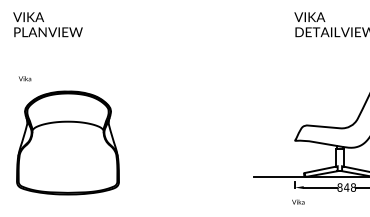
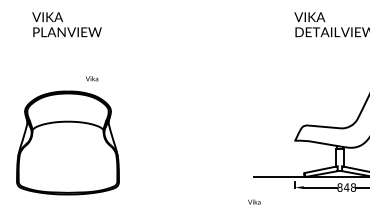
text position: (47, 24) -> (66, 24) (66, 24)
text position: (24, 78) -> (91, 78) (91, 78)
text position: (298, 201) -> (254, 201) (254, 201)
